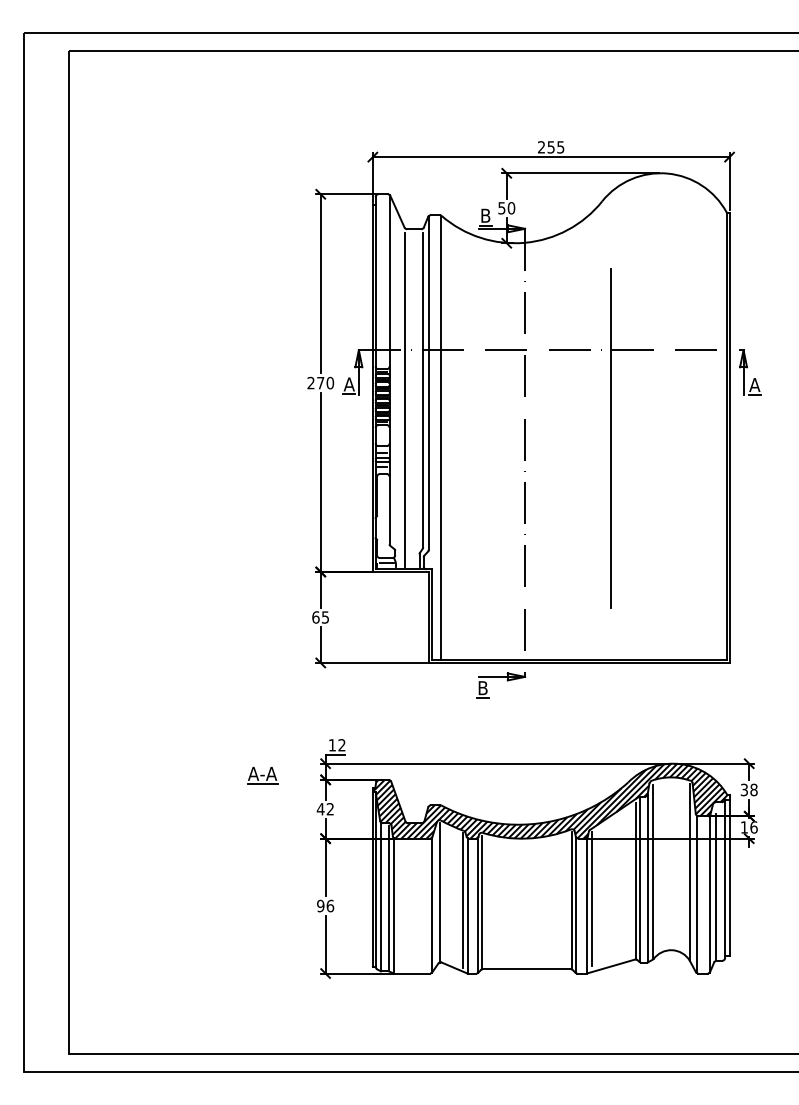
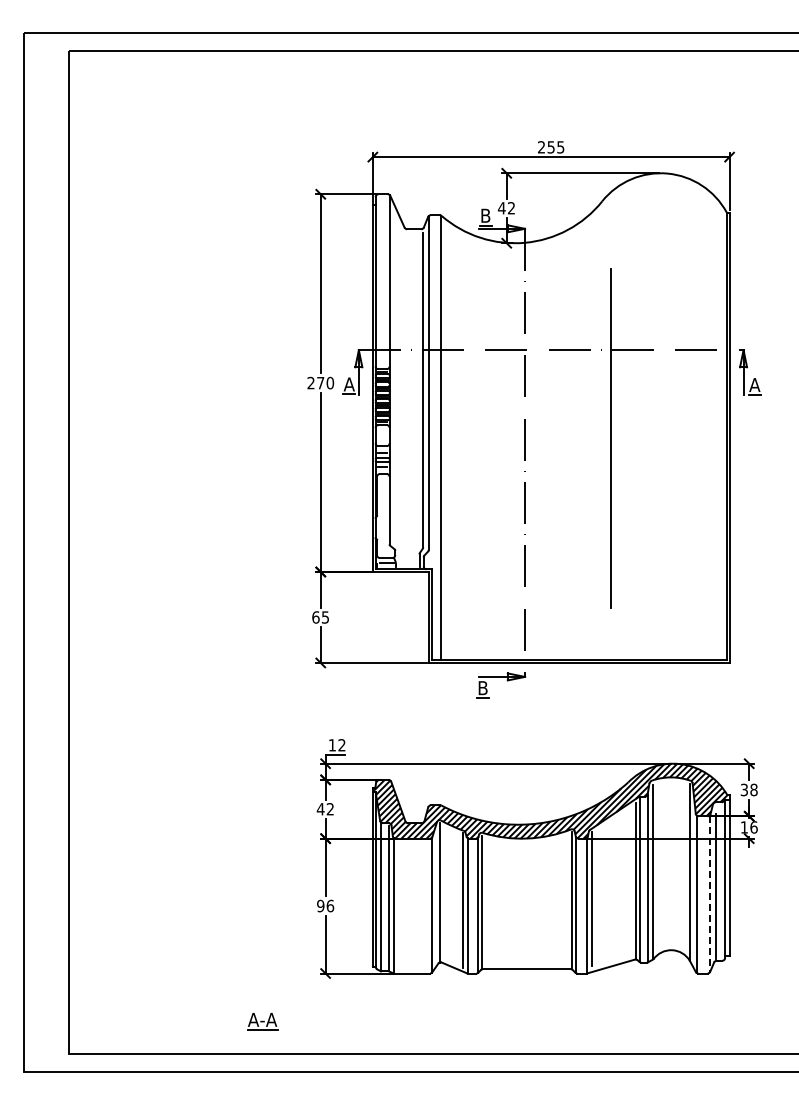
text: 50 -> 42 (506, 208)
line: present -> none (405, 399)
part position: (262, 775) -> (262, 1021) (262, 1021)
line: solid -> dashed (709, 894)
